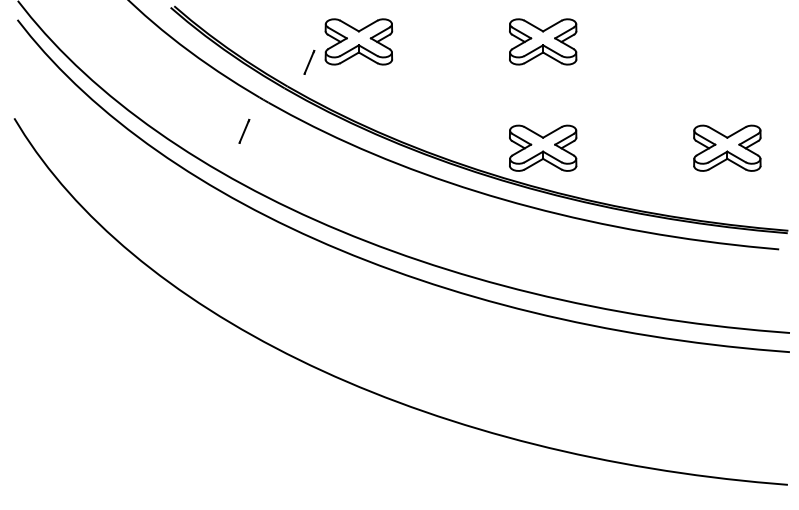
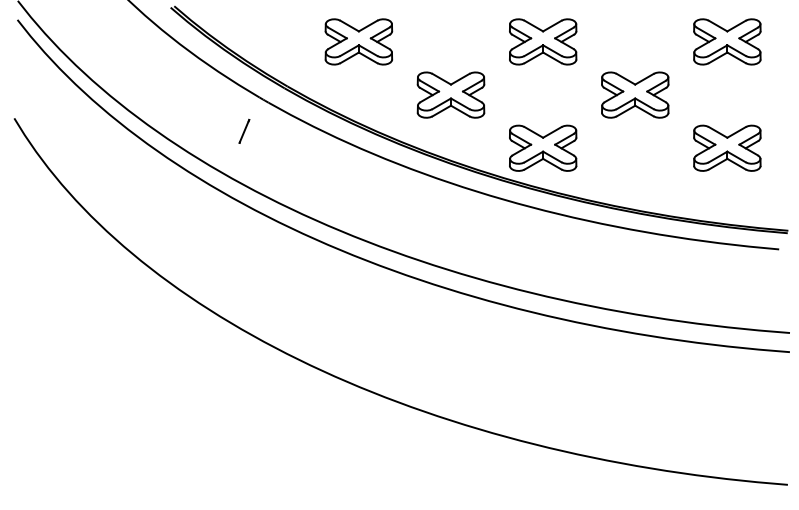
part: none -> present (727, 41)
line: present -> none (309, 61)
part: none -> present (450, 94)
part: none -> present (635, 94)
